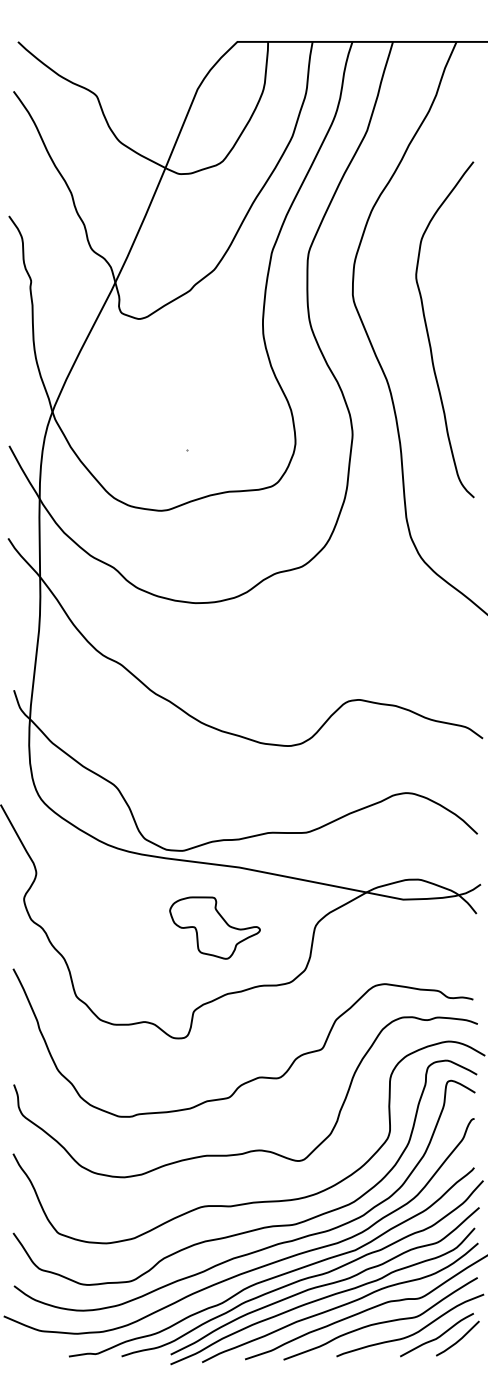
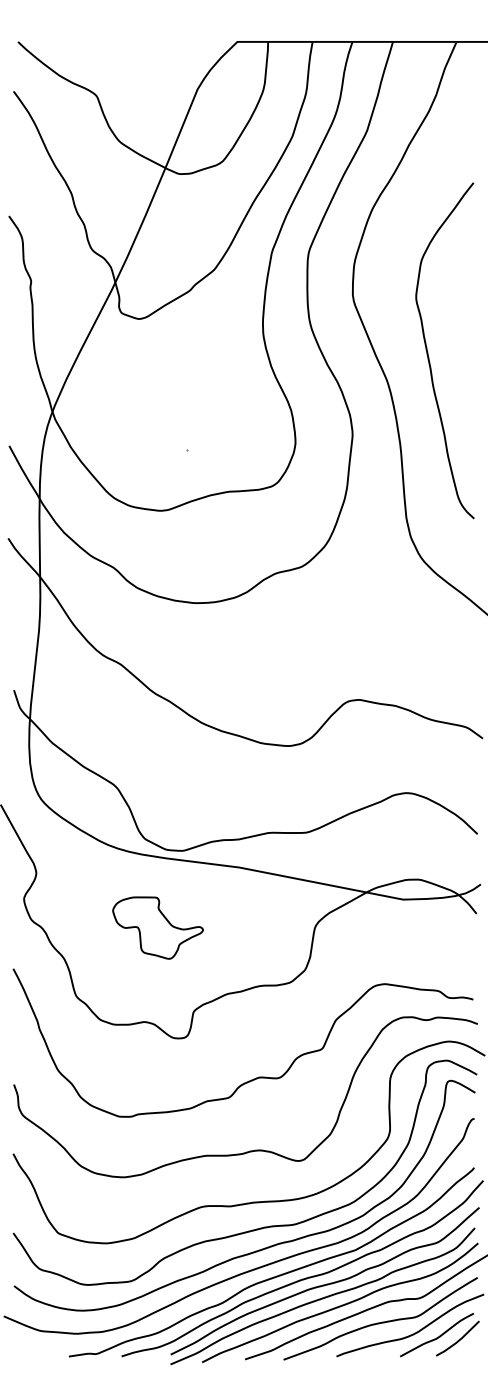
curve position: (428, 331) -> (428, 352) (428, 352)
part position: (214, 927) -> (157, 927) (157, 927)
